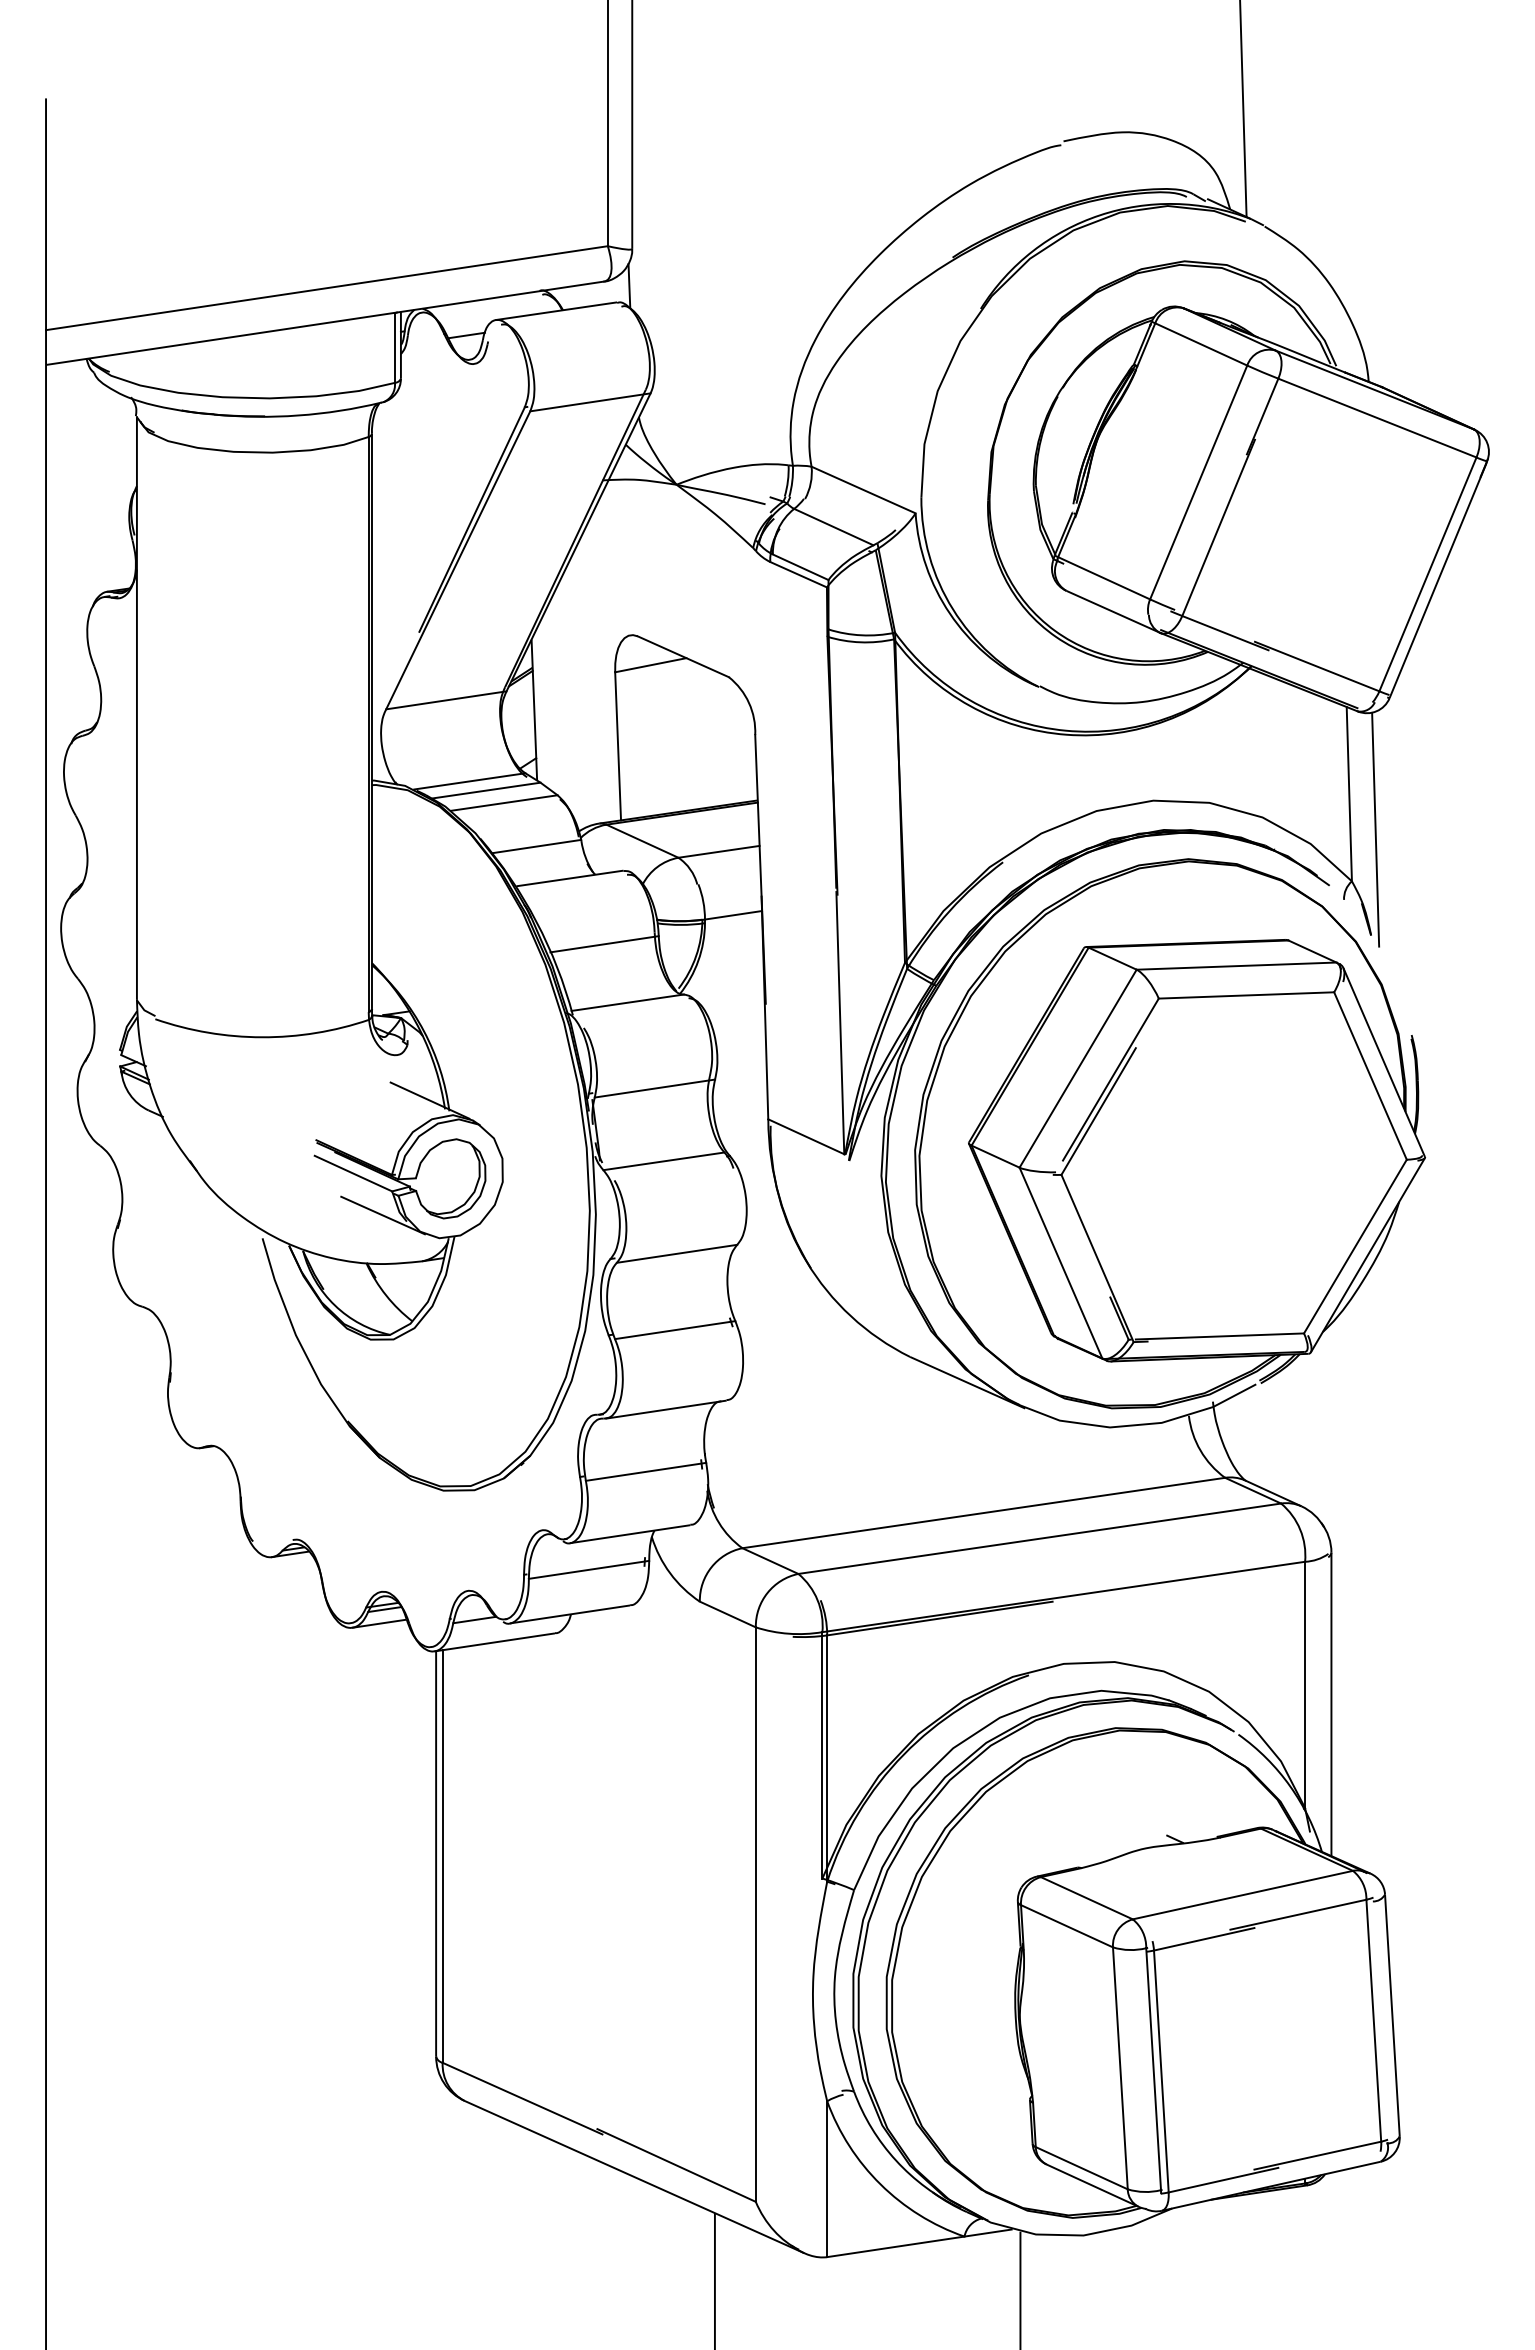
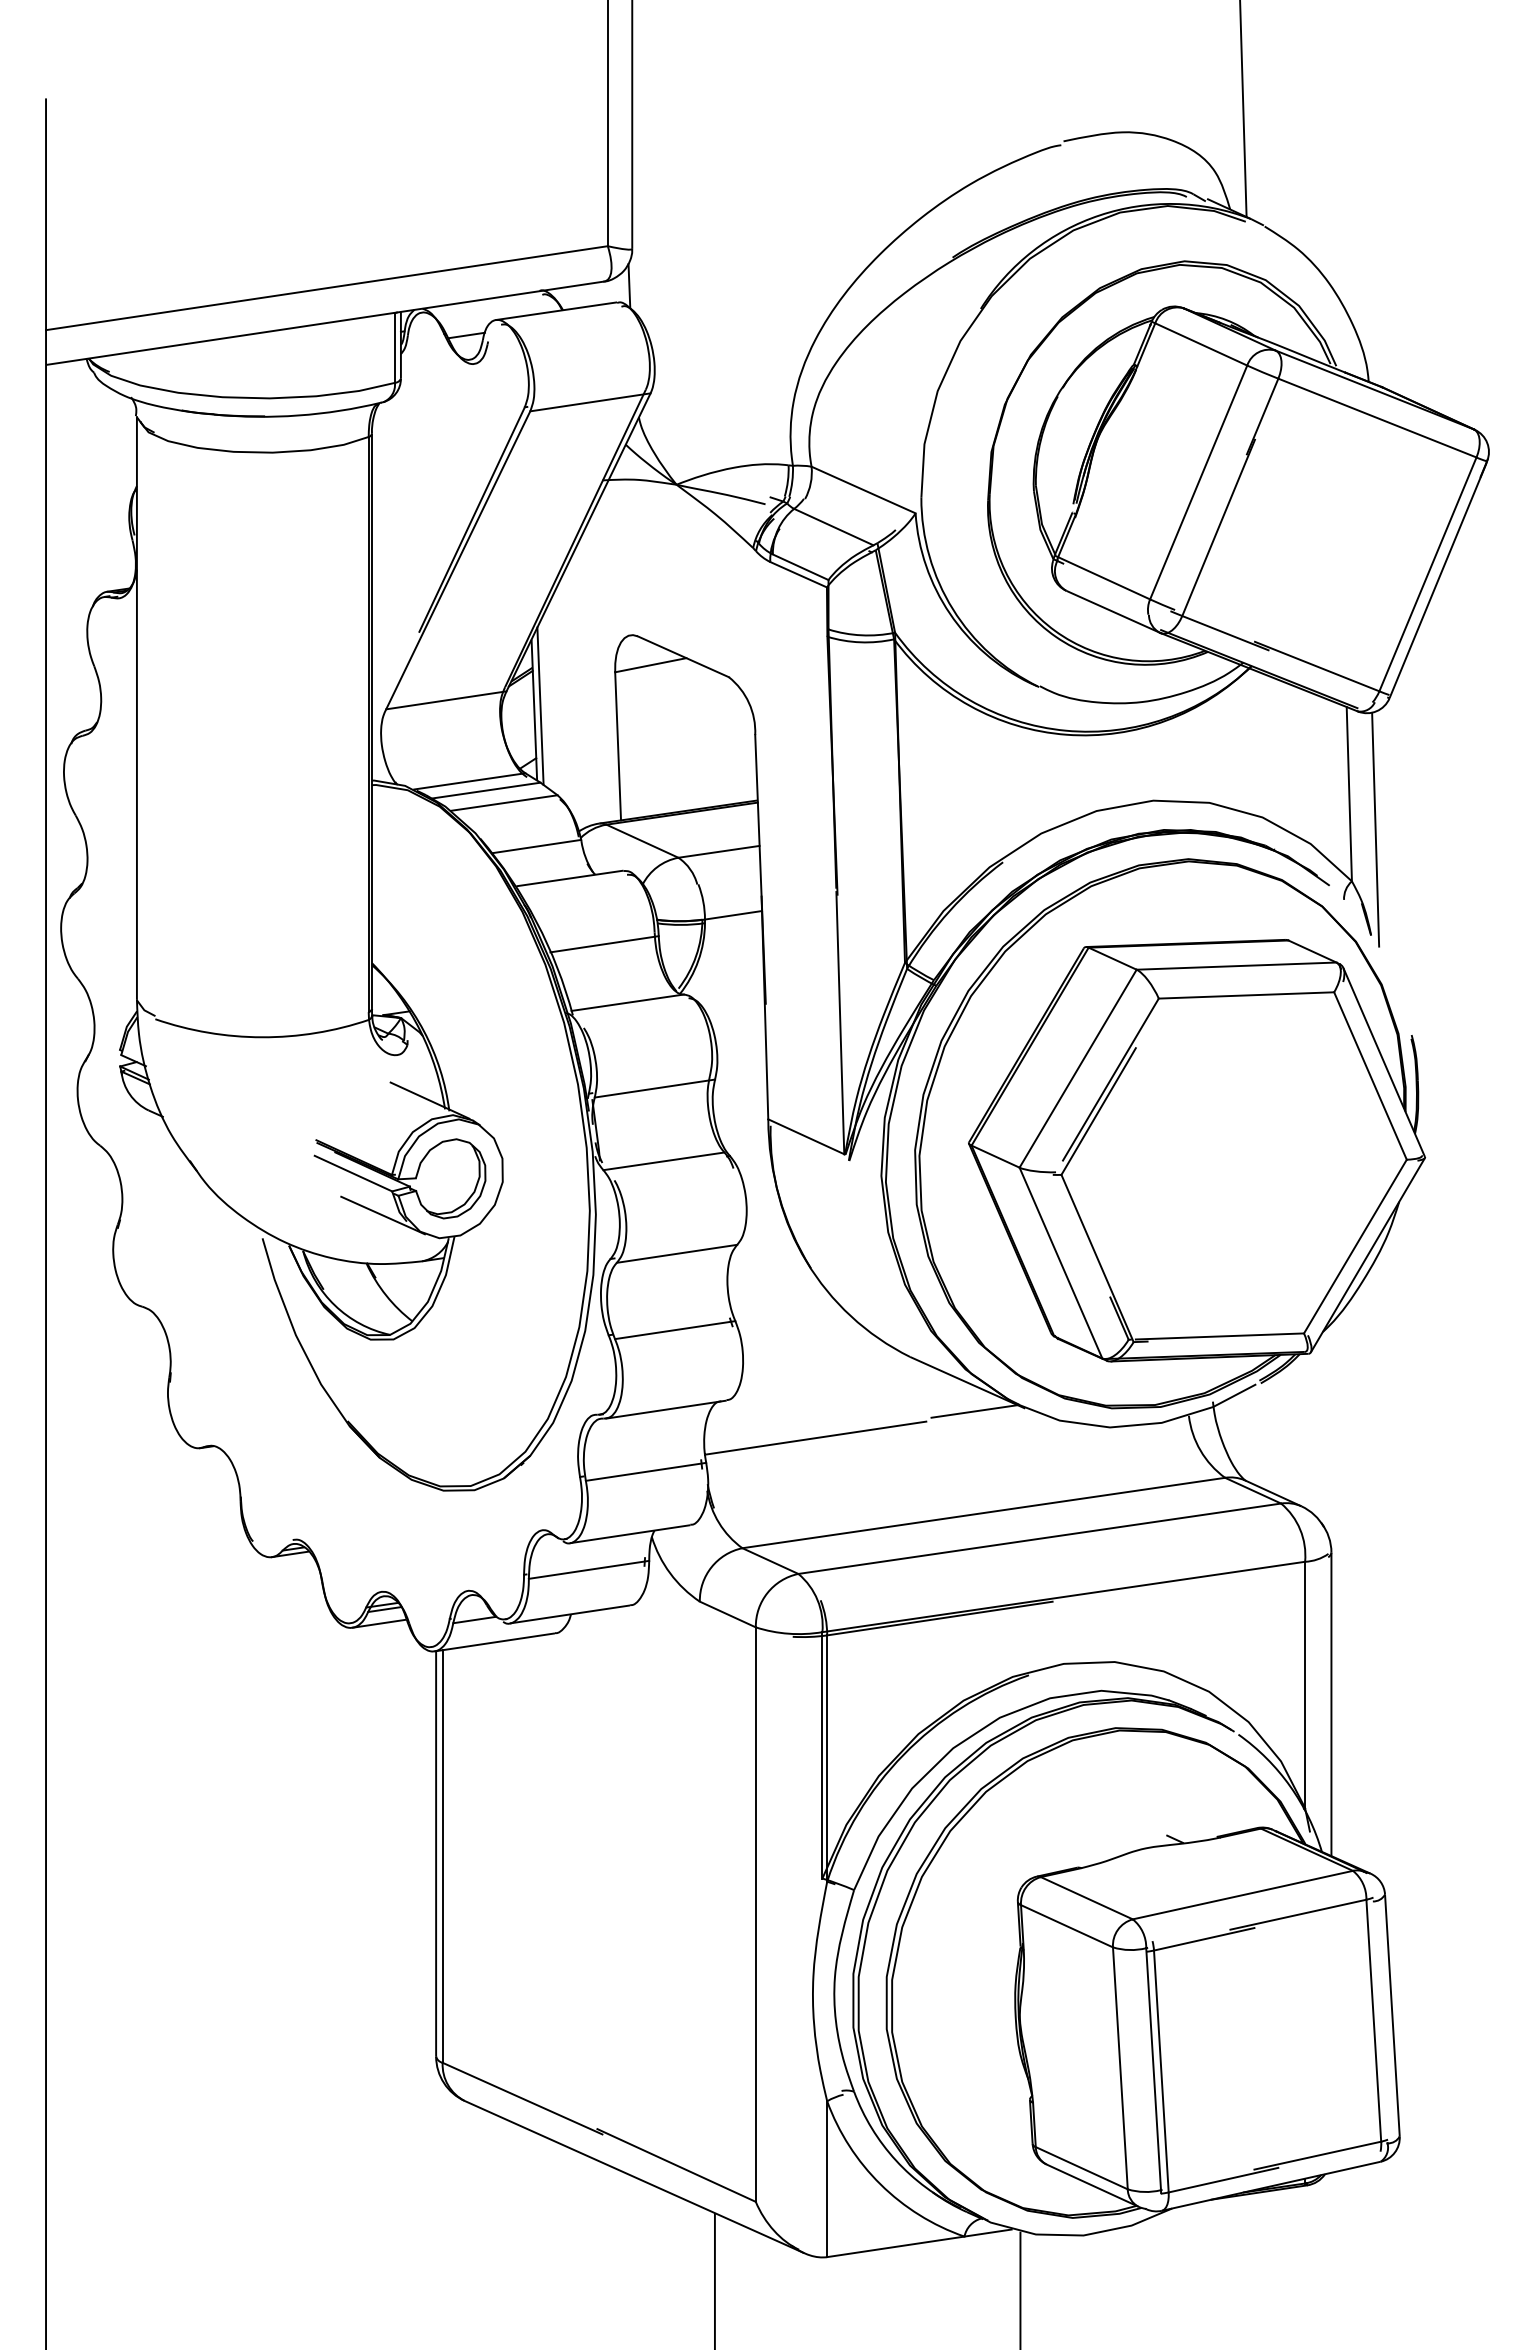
line: none -> present (540, 705)
line: none -> present (974, 1411)
line: none -> present (815, 1437)
